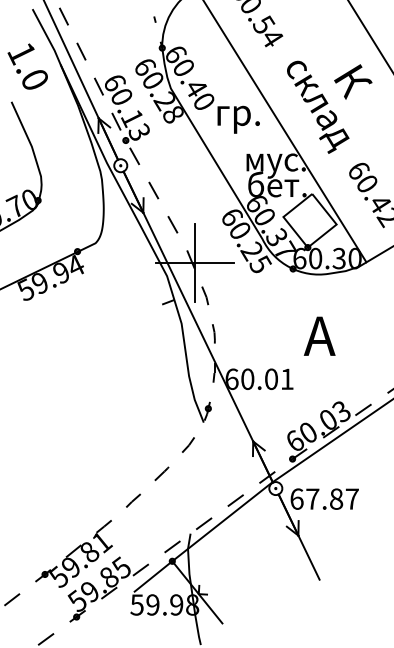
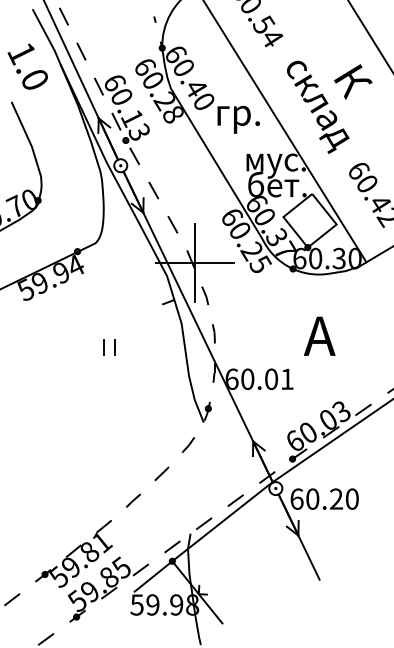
part: none -> present (109, 347)
text: 67.87 -> 60.20 (332, 498)
